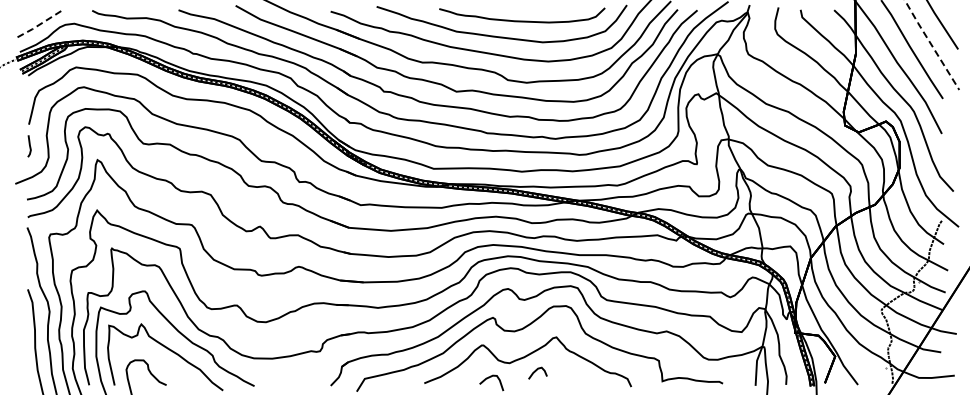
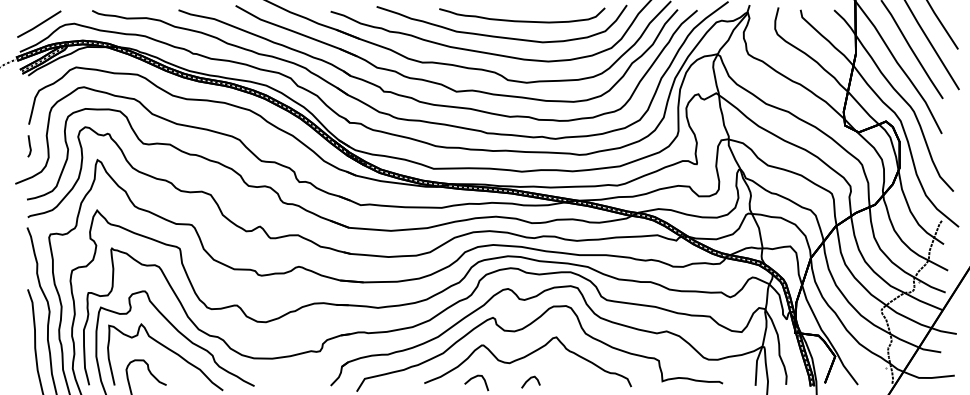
line: dashed -> solid (38, 25)
line: dashed -> solid (931, 45)
curve position: (536, 371) -> (529, 380) (529, 380)
curve position: (489, 378) -> (474, 378) (474, 378)
